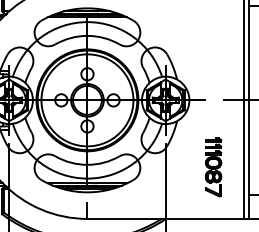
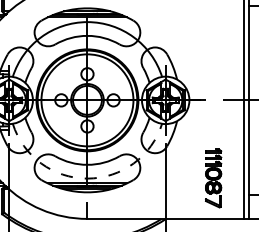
part position: (213, 167) -> (213, 178) (213, 178)
arc: solid -> dashed (87, 178)
